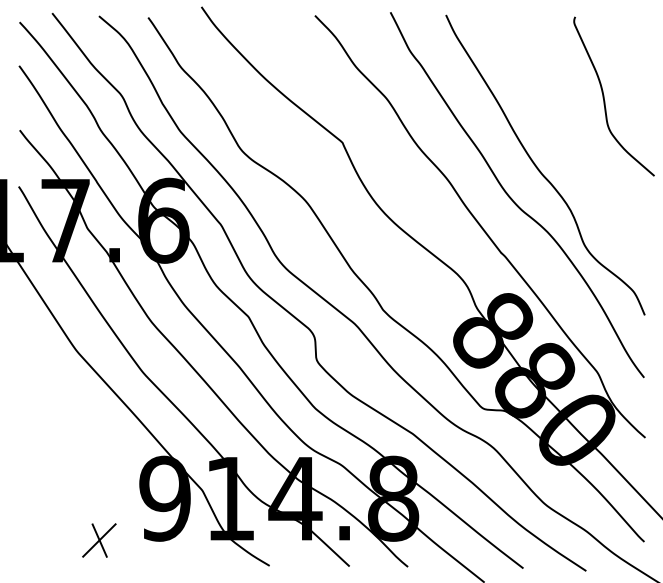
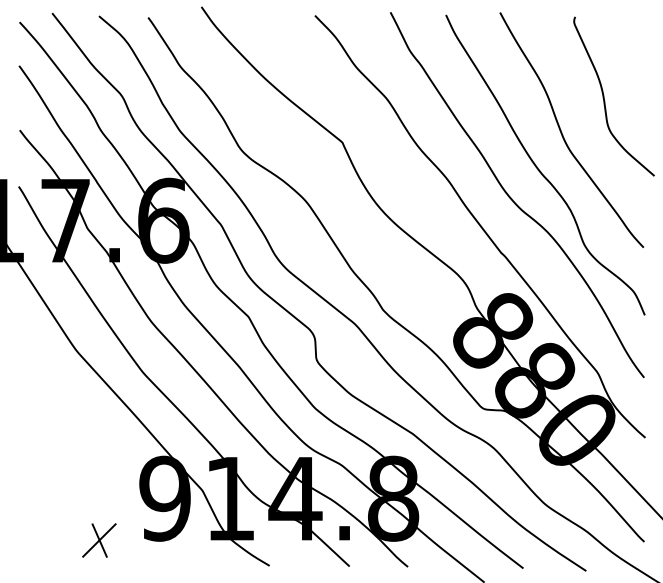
curve: none -> present (562, 132)
